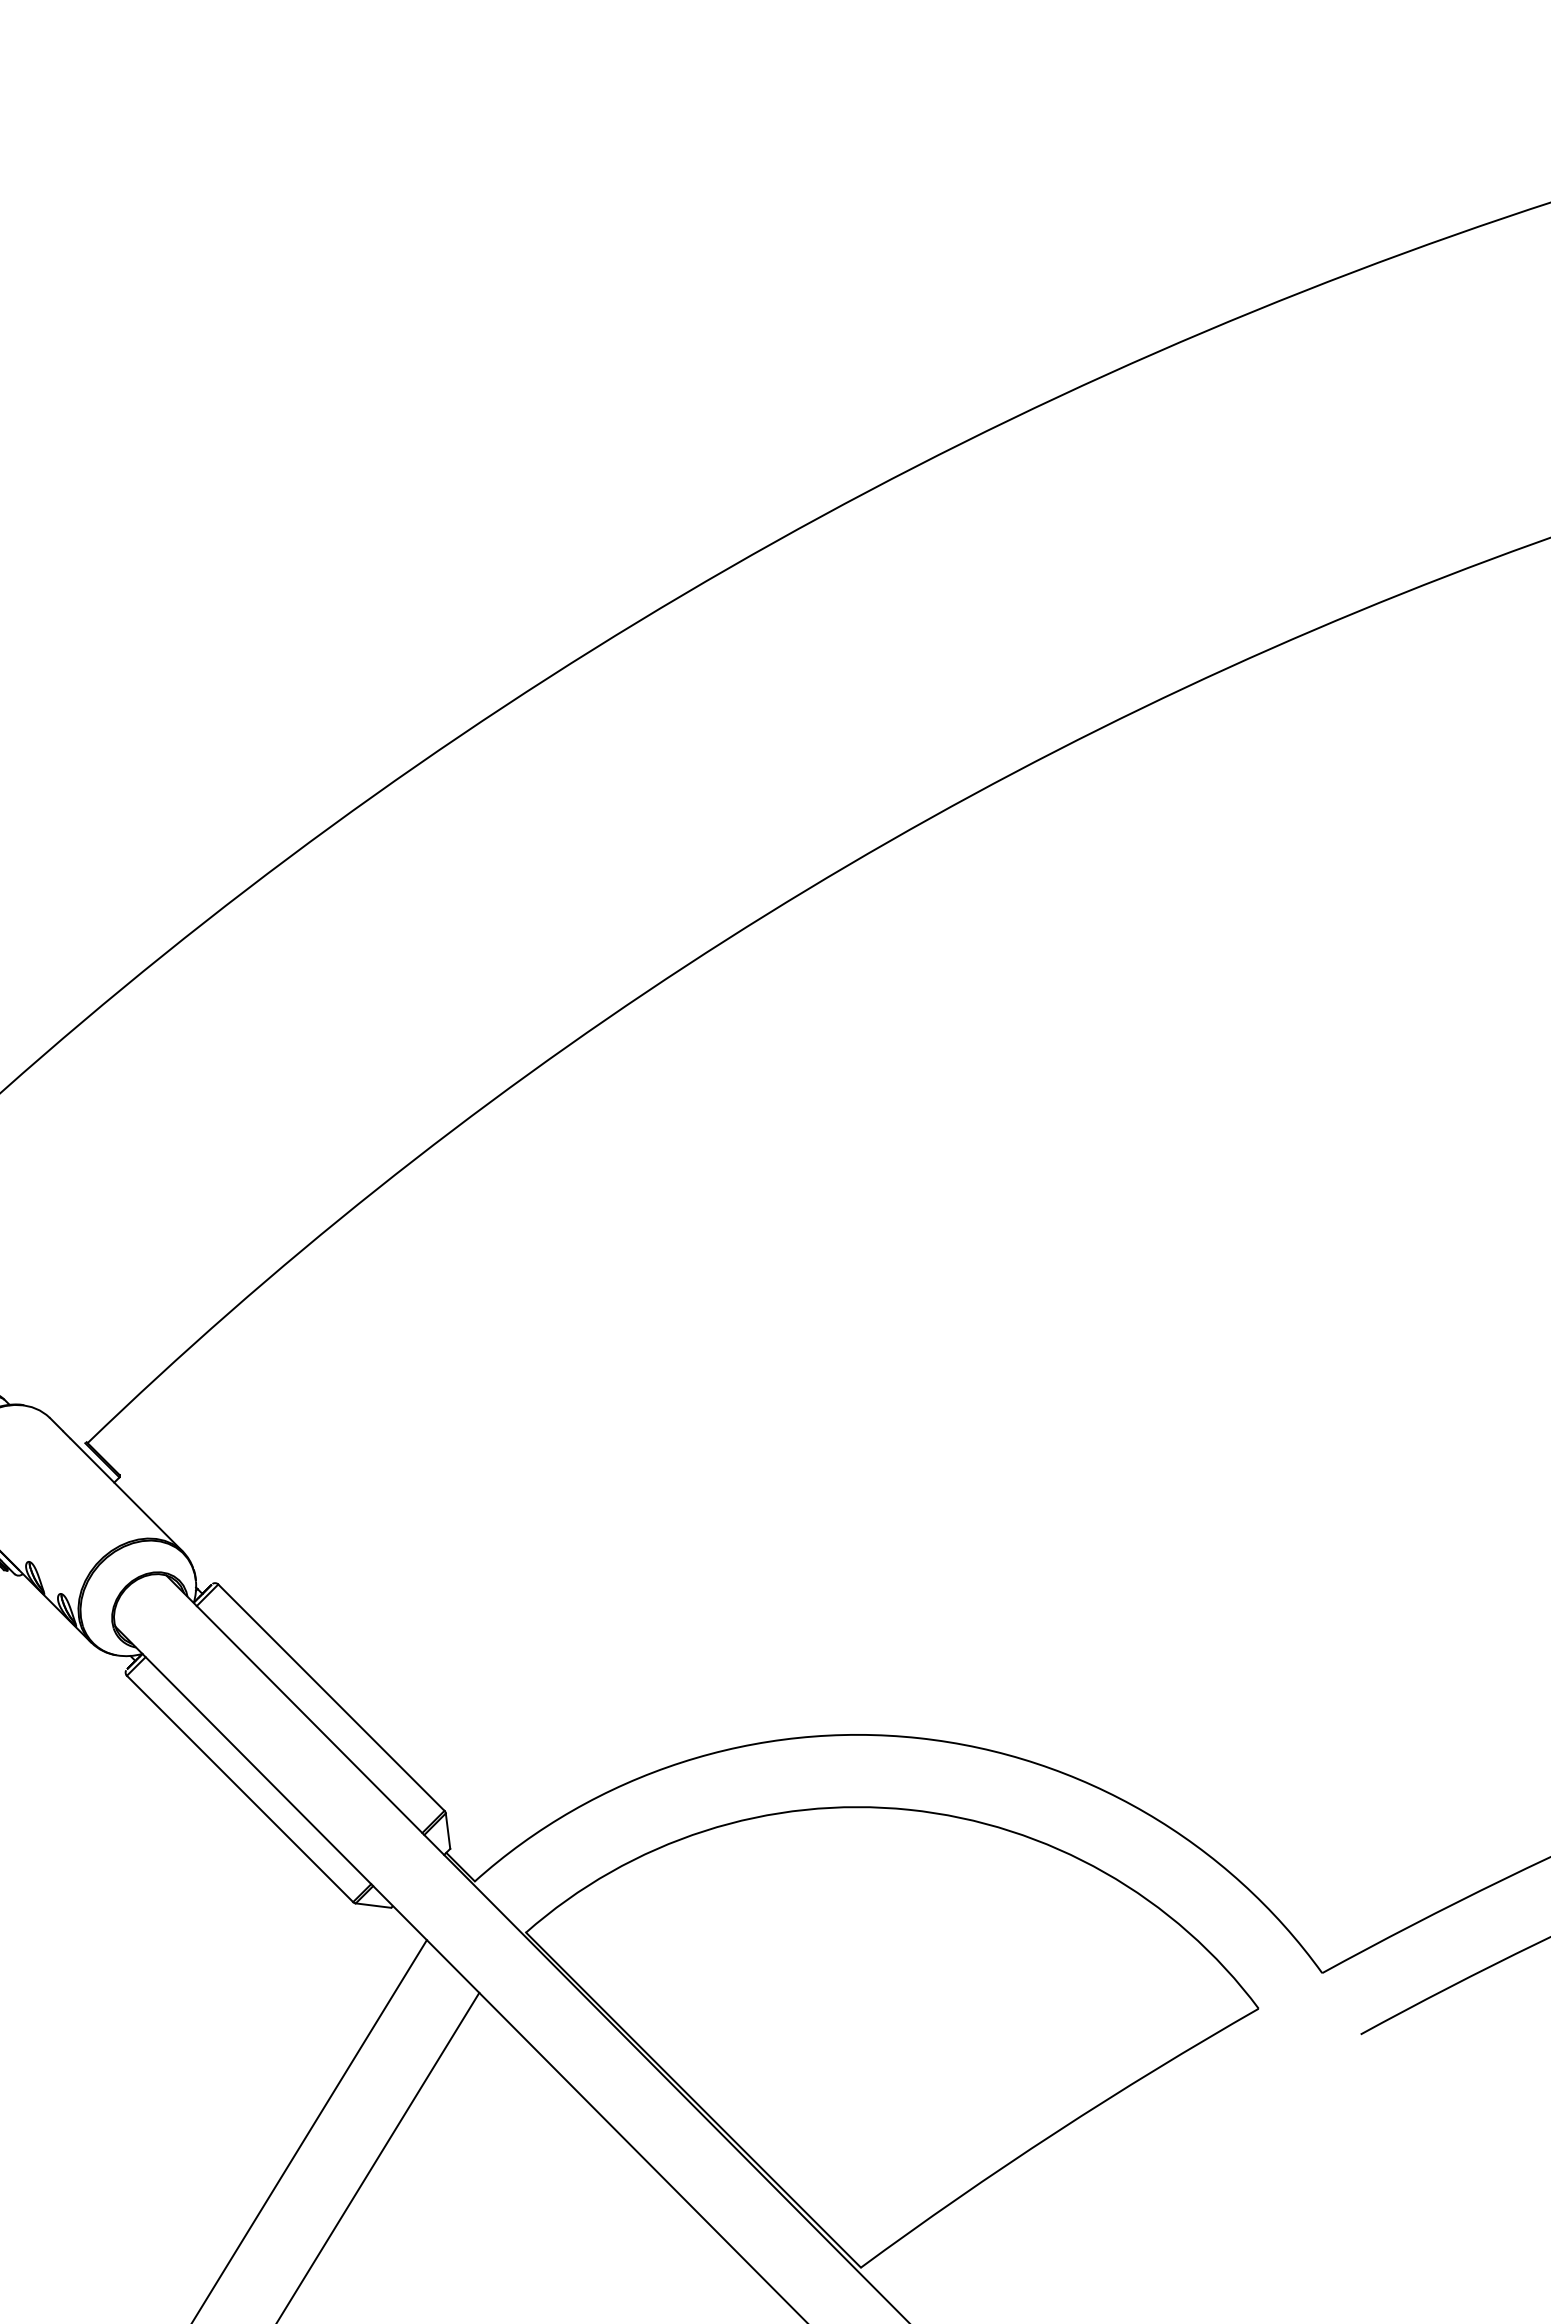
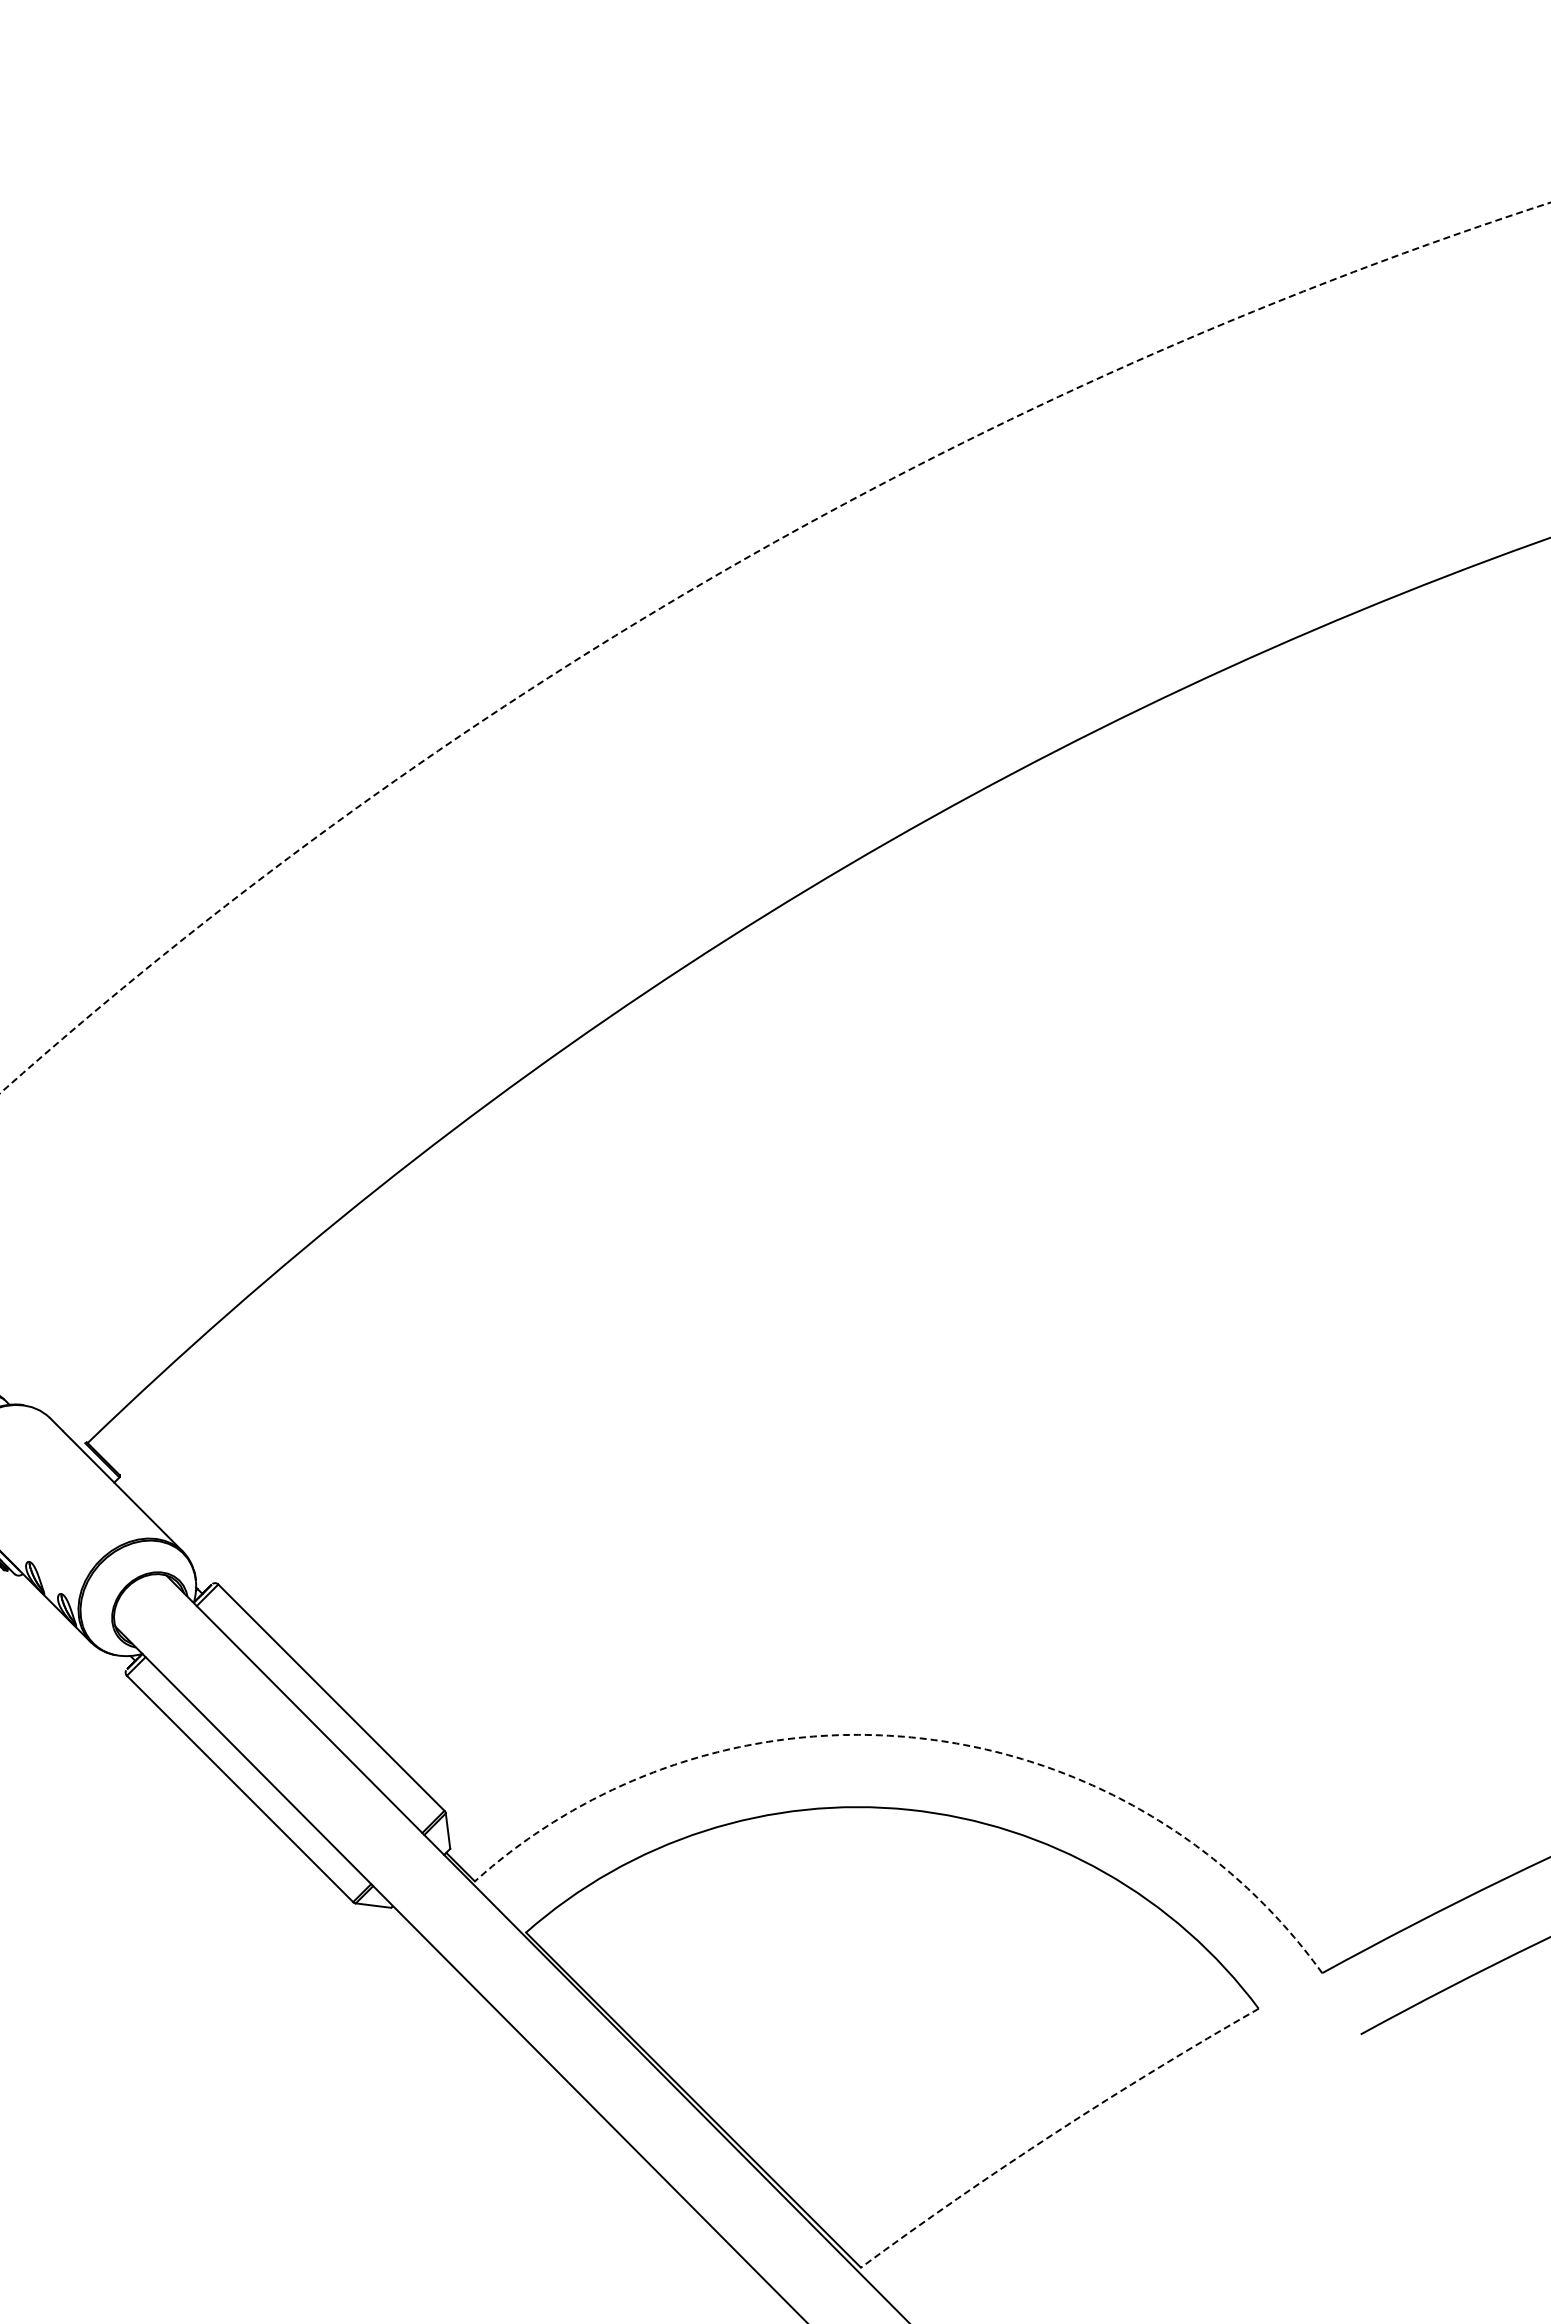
circle: solid -> dashed (775, 648)
arc: solid -> dashed (919, 1738)
line: present -> none (309, 2130)
arc: solid -> dashed (1056, 2132)
line: present -> none (378, 2156)
